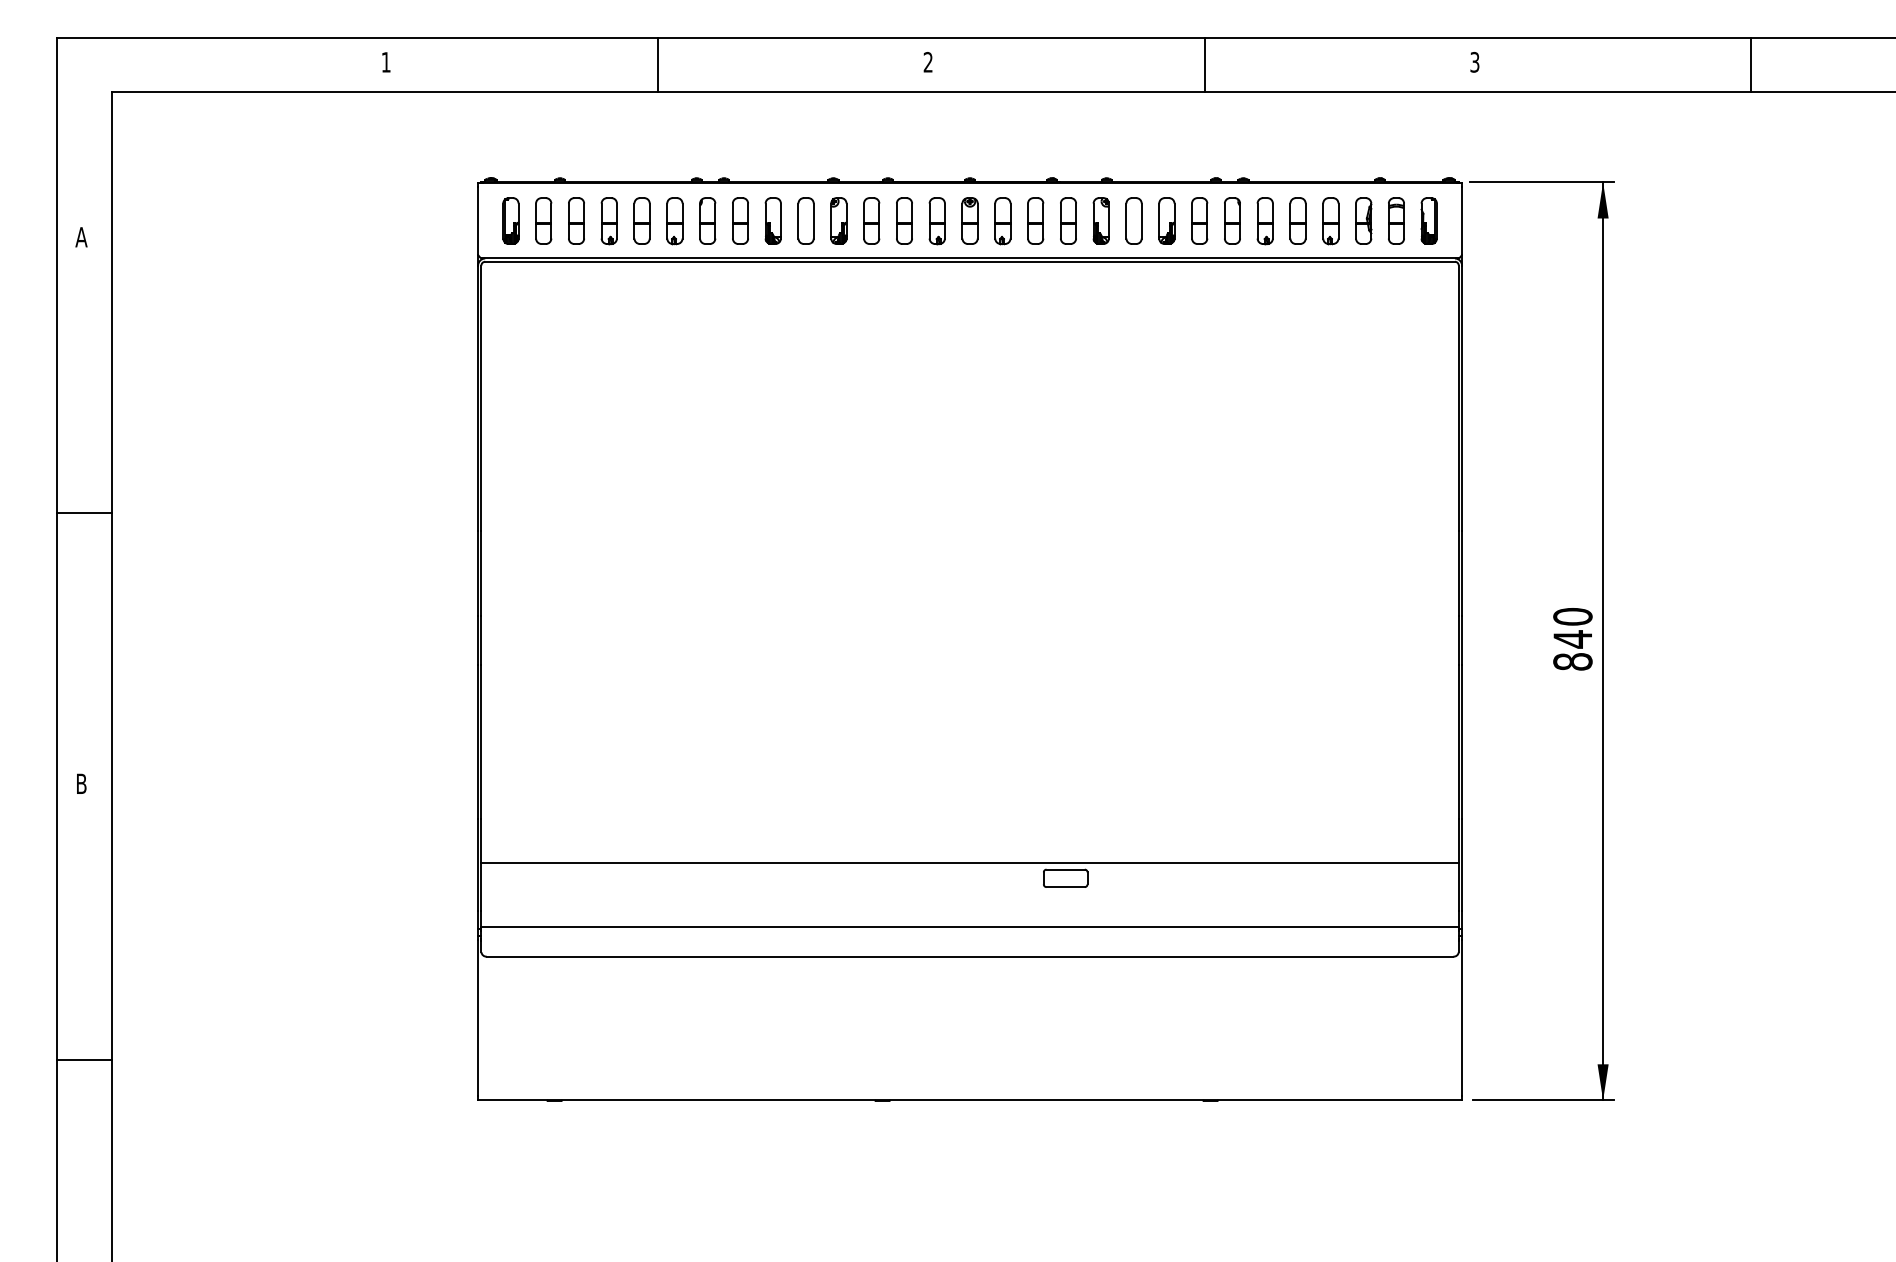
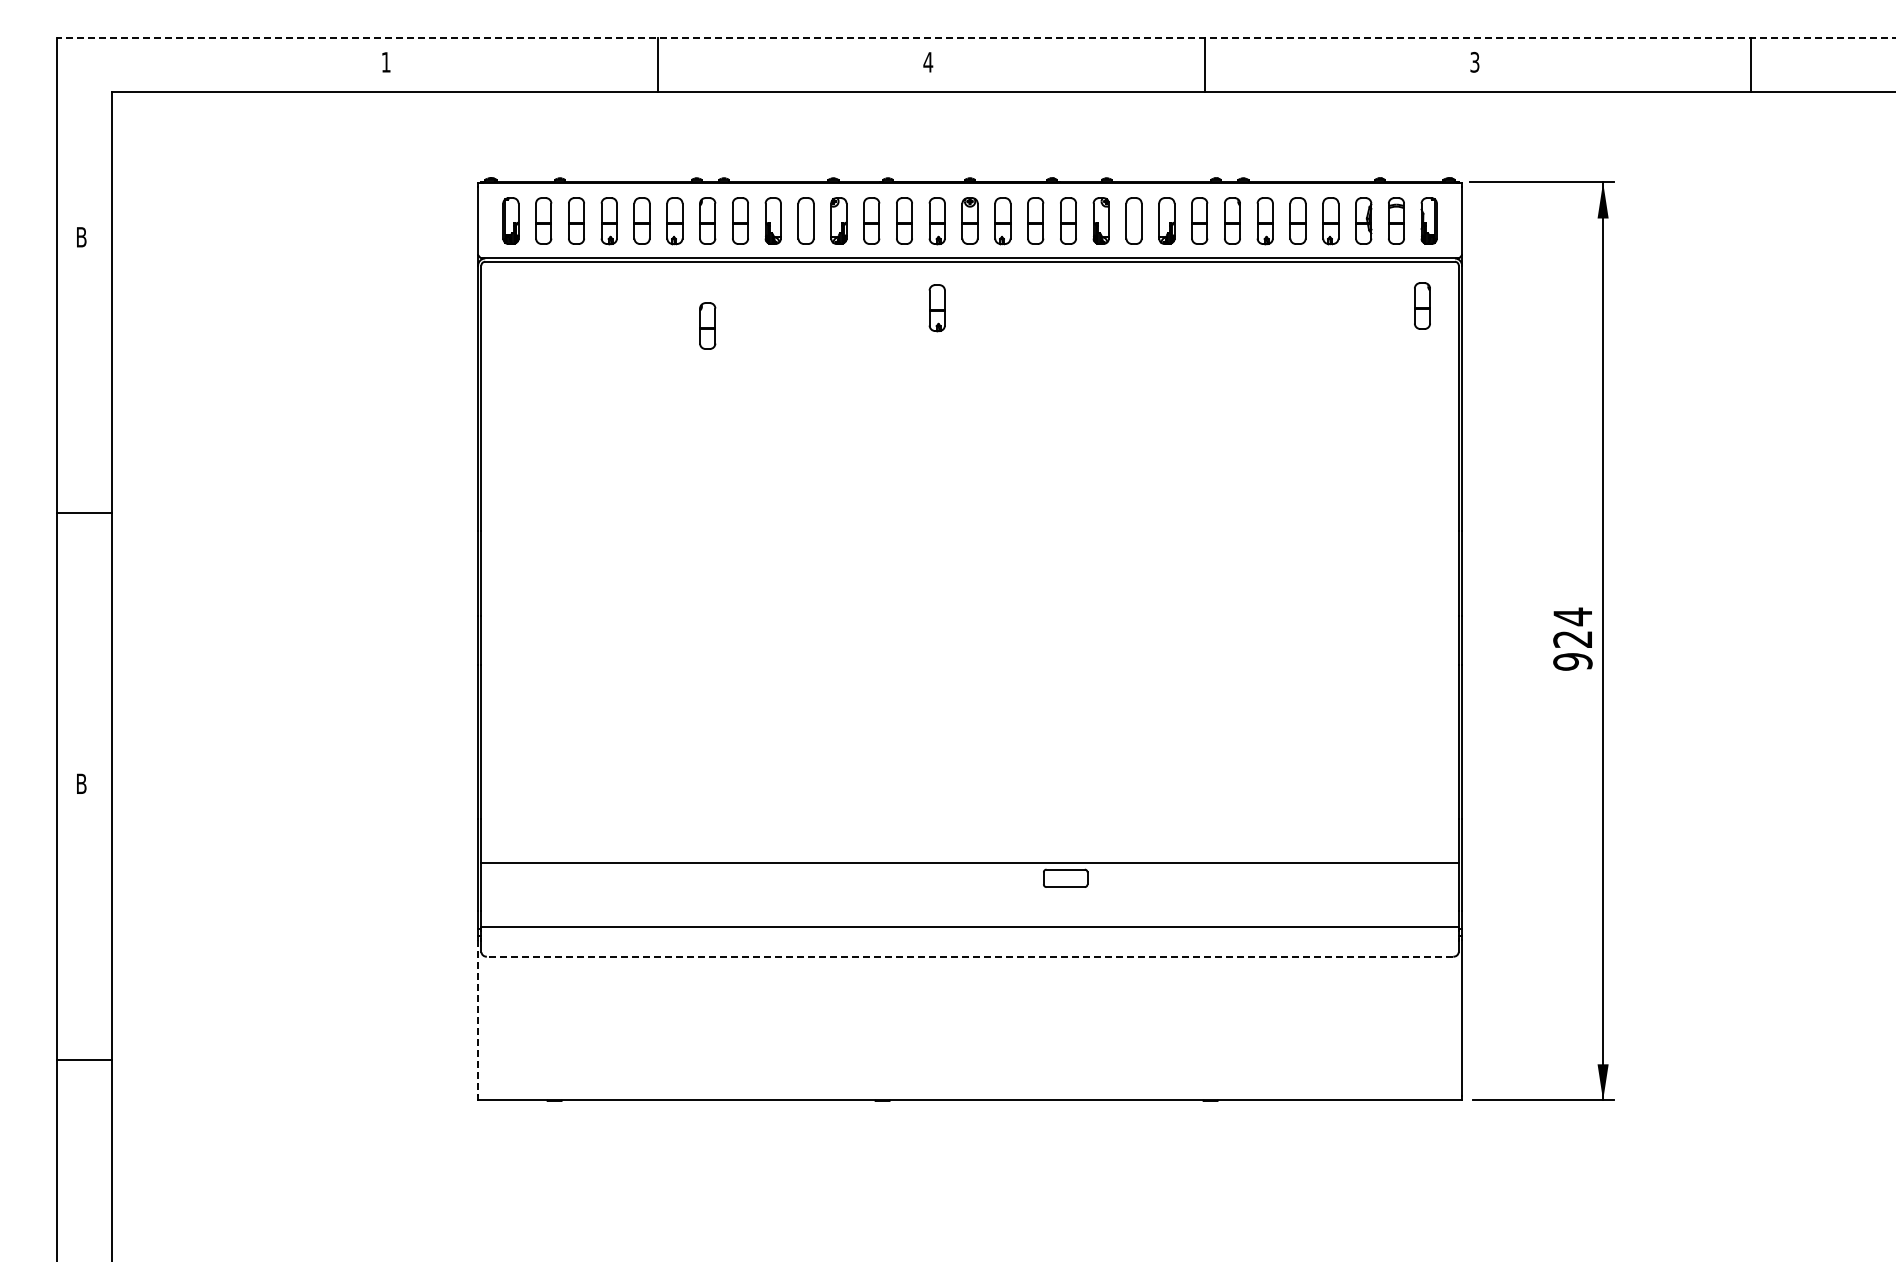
line: solid -> dashed (975, 37)
text: 2 -> 4 (928, 61)
text: A -> B (81, 237)
part: none -> present (1422, 305)
part: none -> present (936, 308)
part: none -> present (707, 325)
text: 840 -> 924 (1572, 638)
line: solid -> dashed (969, 956)
line: solid -> dashed (478, 1018)
